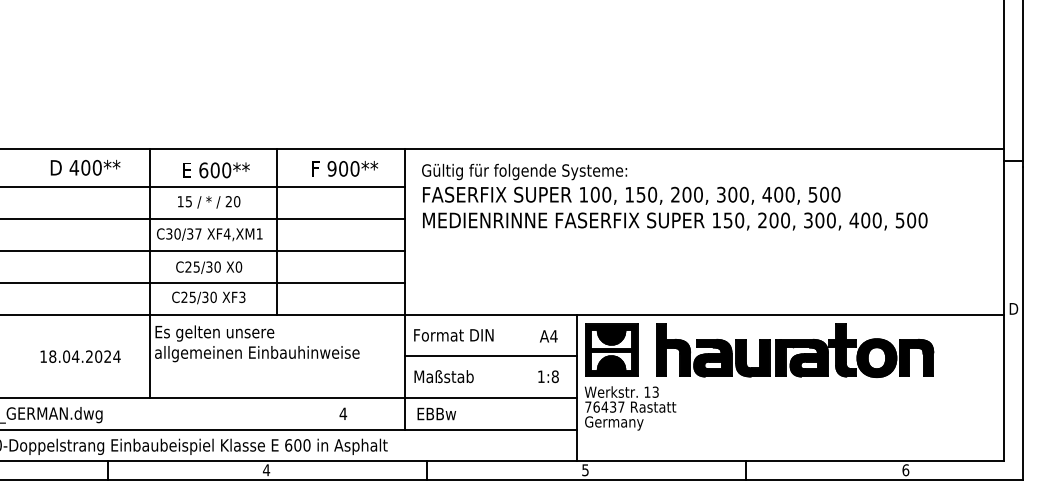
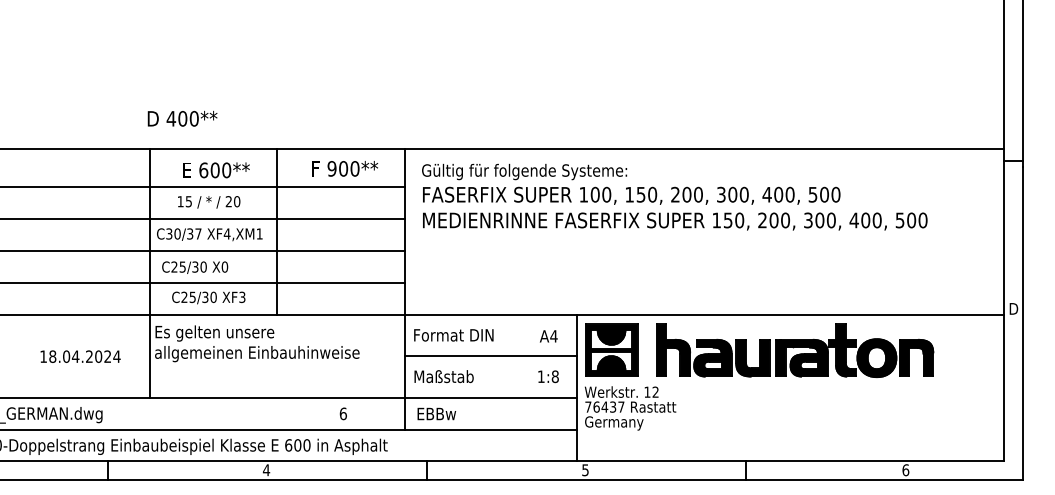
text position: (85, 167) -> (182, 118) (182, 118)
text position: (209, 267) -> (195, 267) (195, 267)
text: 13 -> 12 (655, 392)
text: 4 -> 6 (343, 413)
